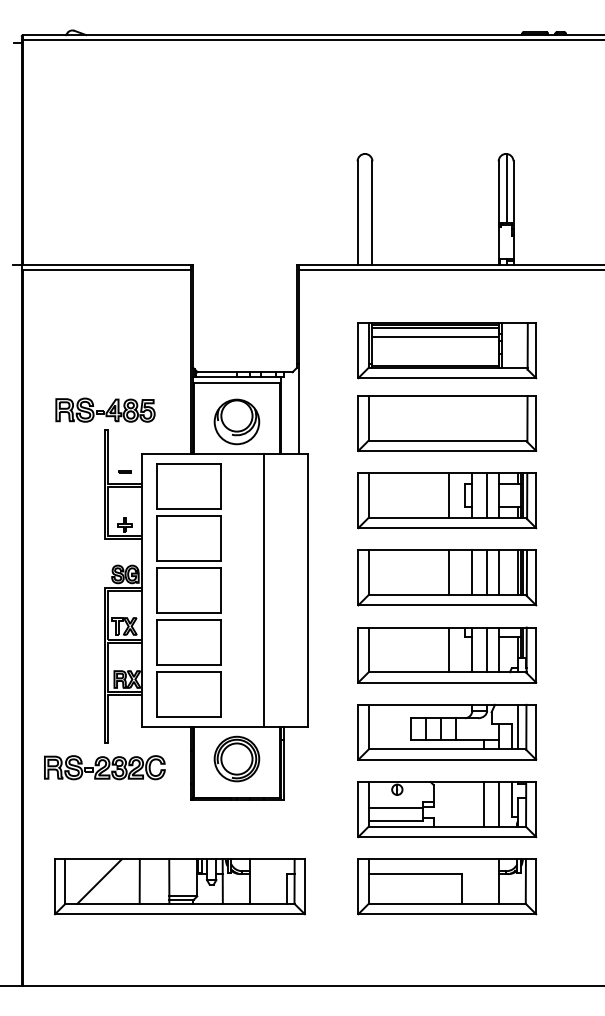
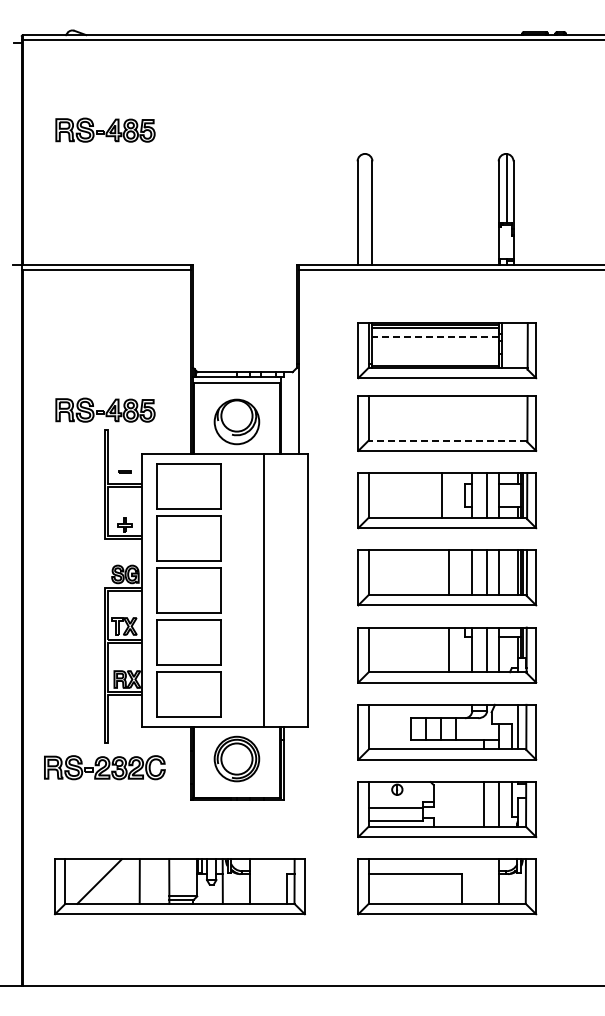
part: none -> present (105, 129)
line: solid -> dashed (435, 336)
line: solid -> dashed (447, 440)
line position: (448, 495) -> (441, 495) (441, 495)
